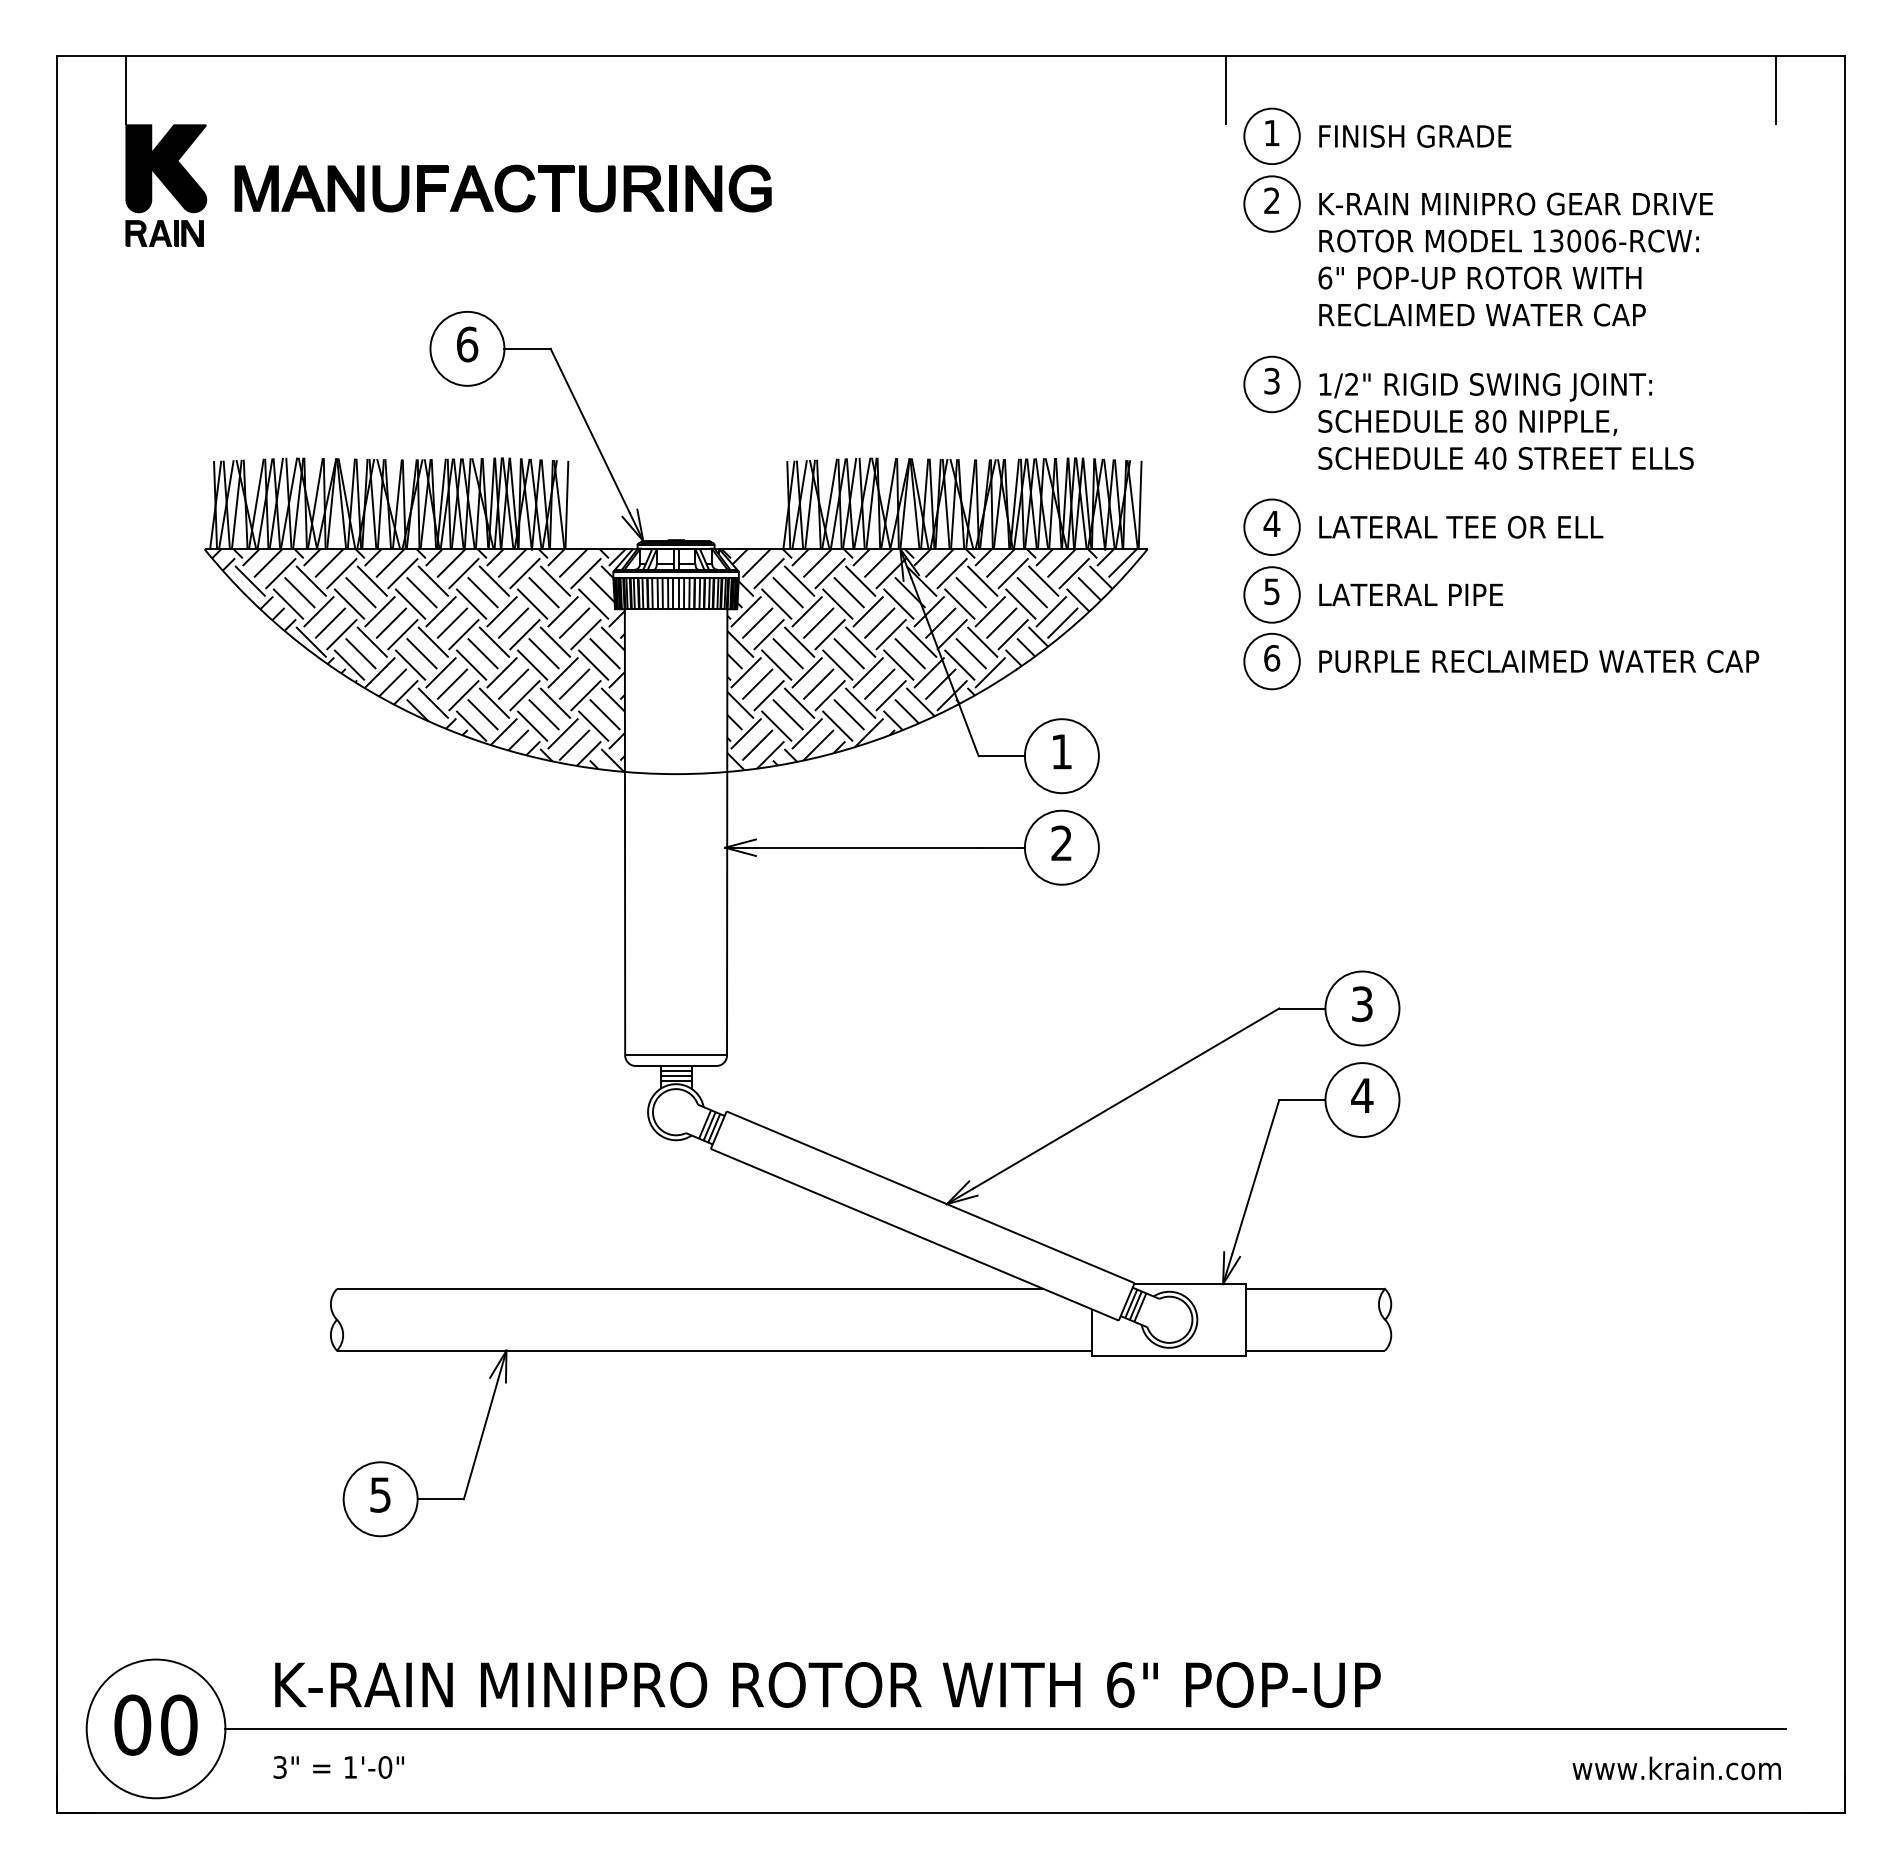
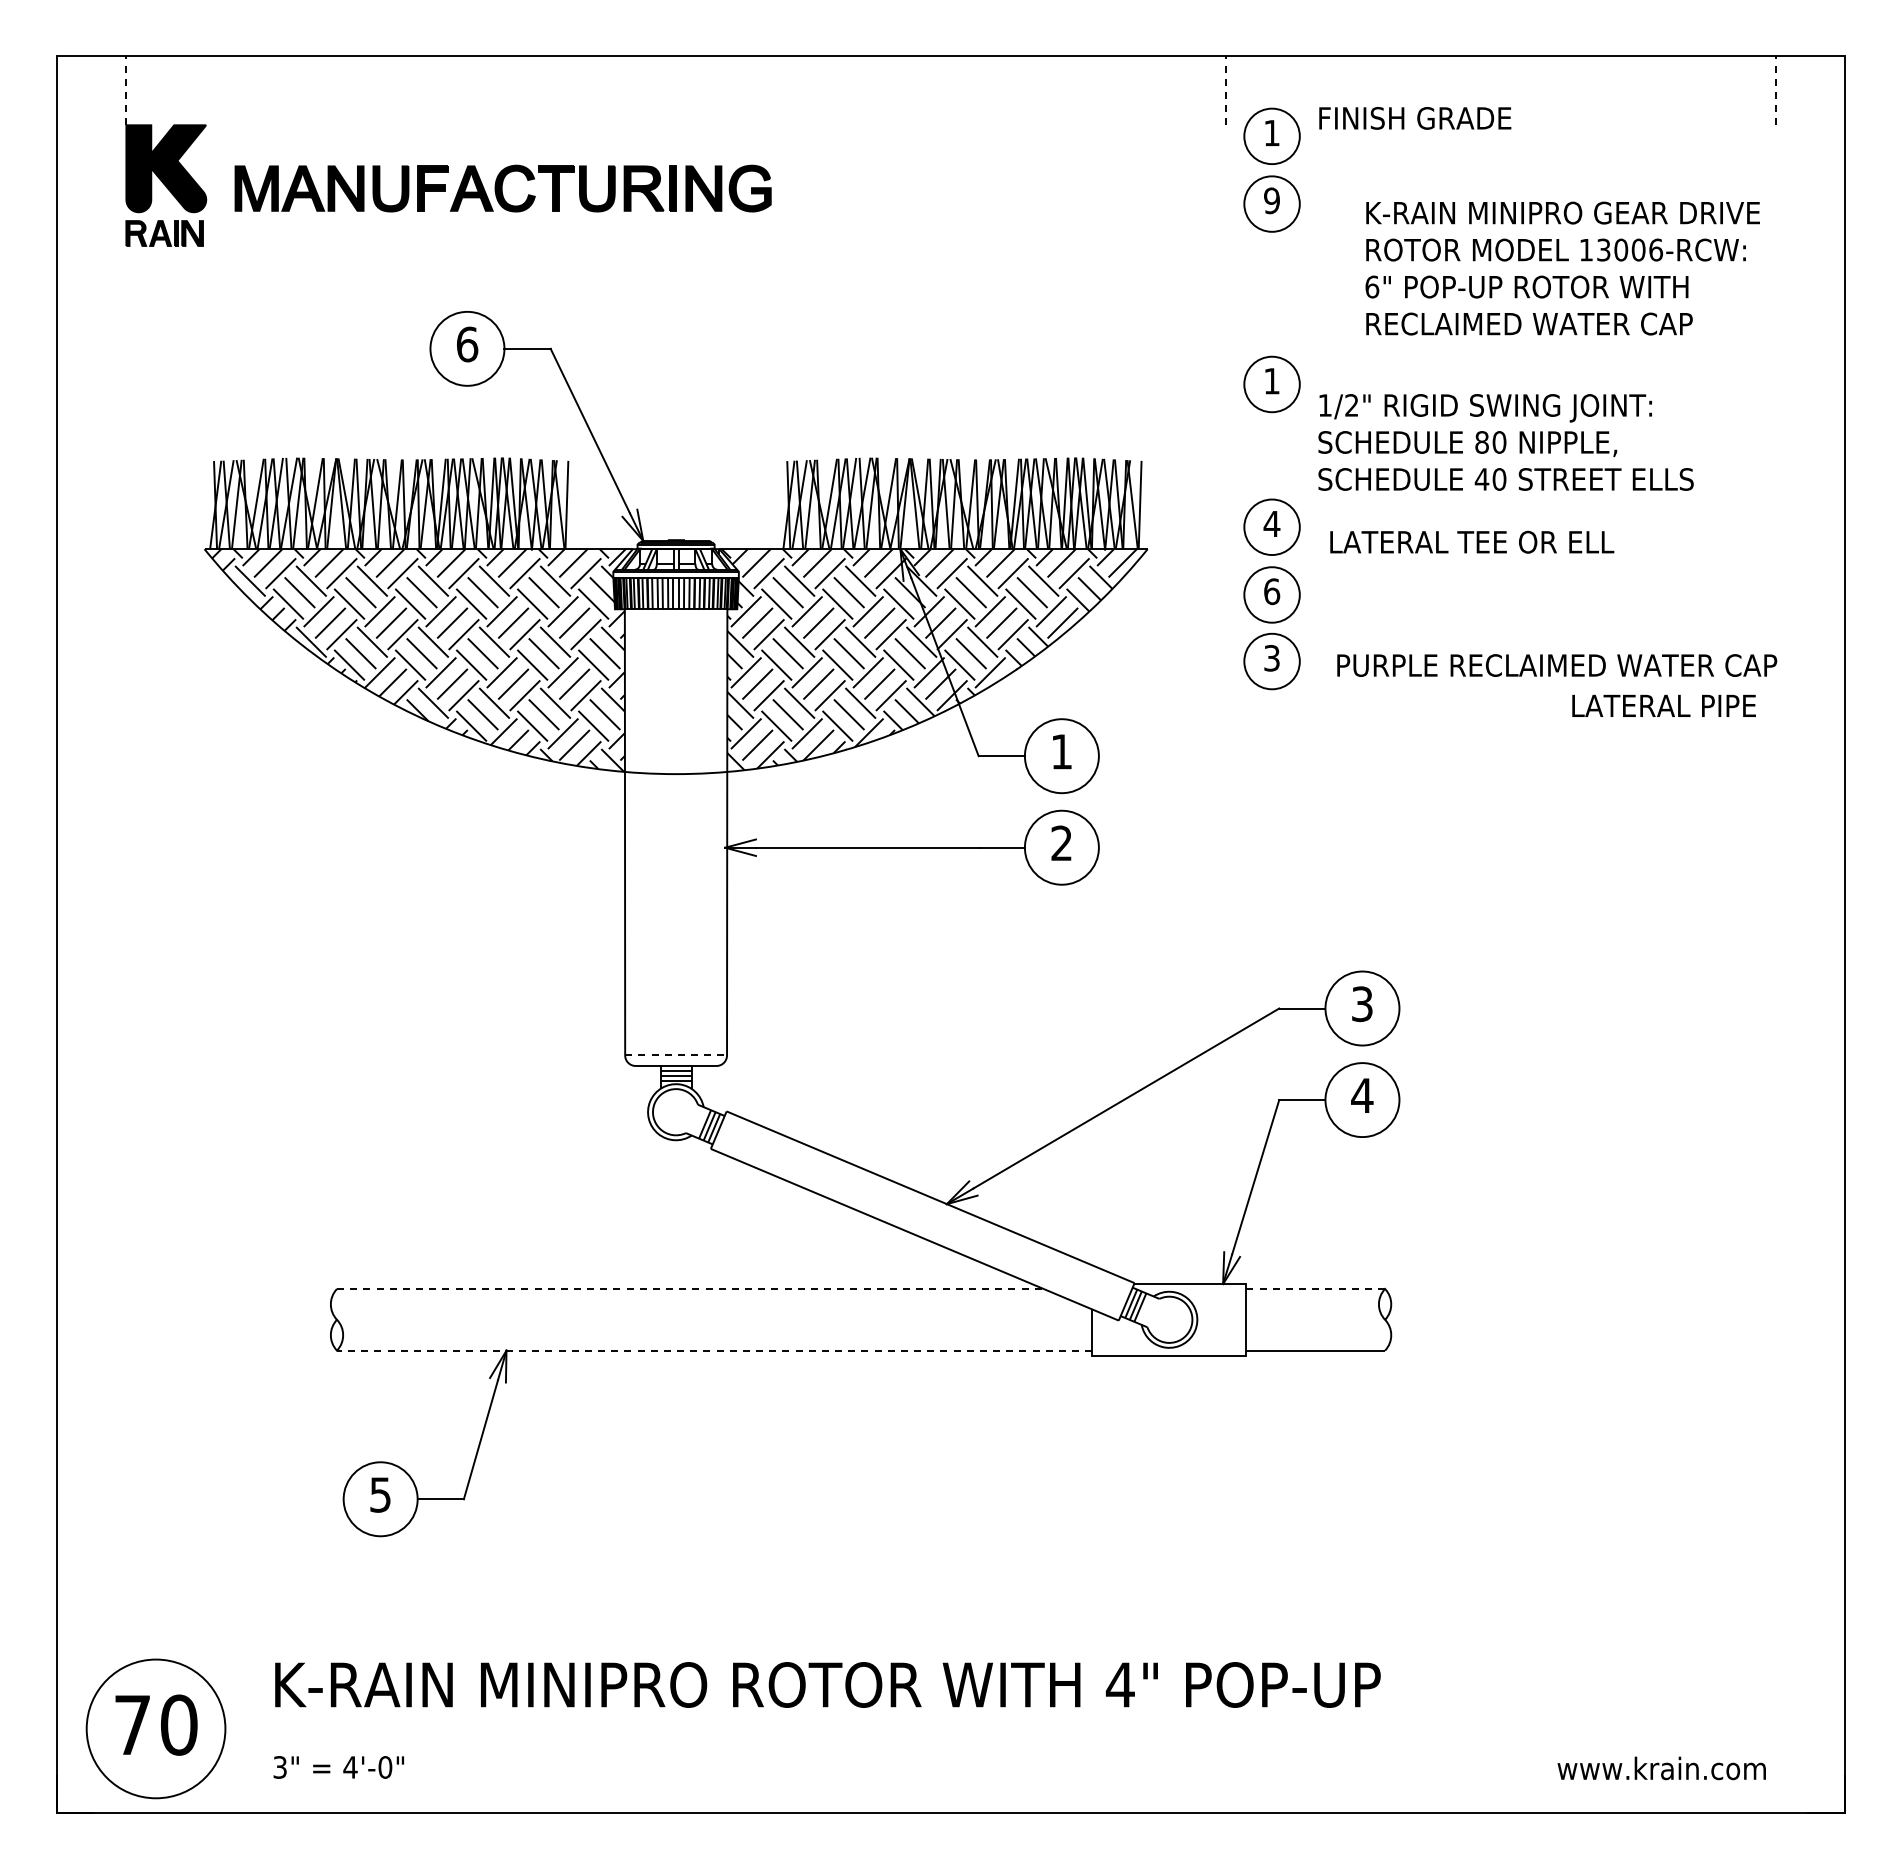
line: solid -> dashed (126, 90)
line: solid -> dashed (1225, 90)
line: solid -> dashed (1775, 90)
text position: (1415, 136) -> (1415, 118) (1415, 118)
text: 2 -> 9 (1271, 200)
text position: (1515, 259) -> (1562, 268) (1562, 268)
text: 3 -> 1 (1271, 380)
text position: (1505, 421) -> (1505, 442) (1505, 442)
text position: (1461, 526) -> (1472, 541) (1472, 541)
text: 5 -> 6 (1272, 591)
text position: (1410, 594) -> (1663, 705) (1663, 705)
text: 6 -> 3 (1272, 658)
text position: (1539, 661) -> (1557, 665) (1557, 665)
line: solid -> dashed (676, 1055)
line: solid -> dashed (690, 1288)
line: solid -> dashed (1315, 1288)
line: solid -> dashed (714, 1350)
text: 6" -> 4" (1119, 1684)
text: 00 -> 70 (132, 1724)
line: present -> none (1005, 1728)
text: 1'-0" -> 4'-0" (350, 1767)
text position: (1676, 1768) -> (1661, 1768) (1661, 1768)
